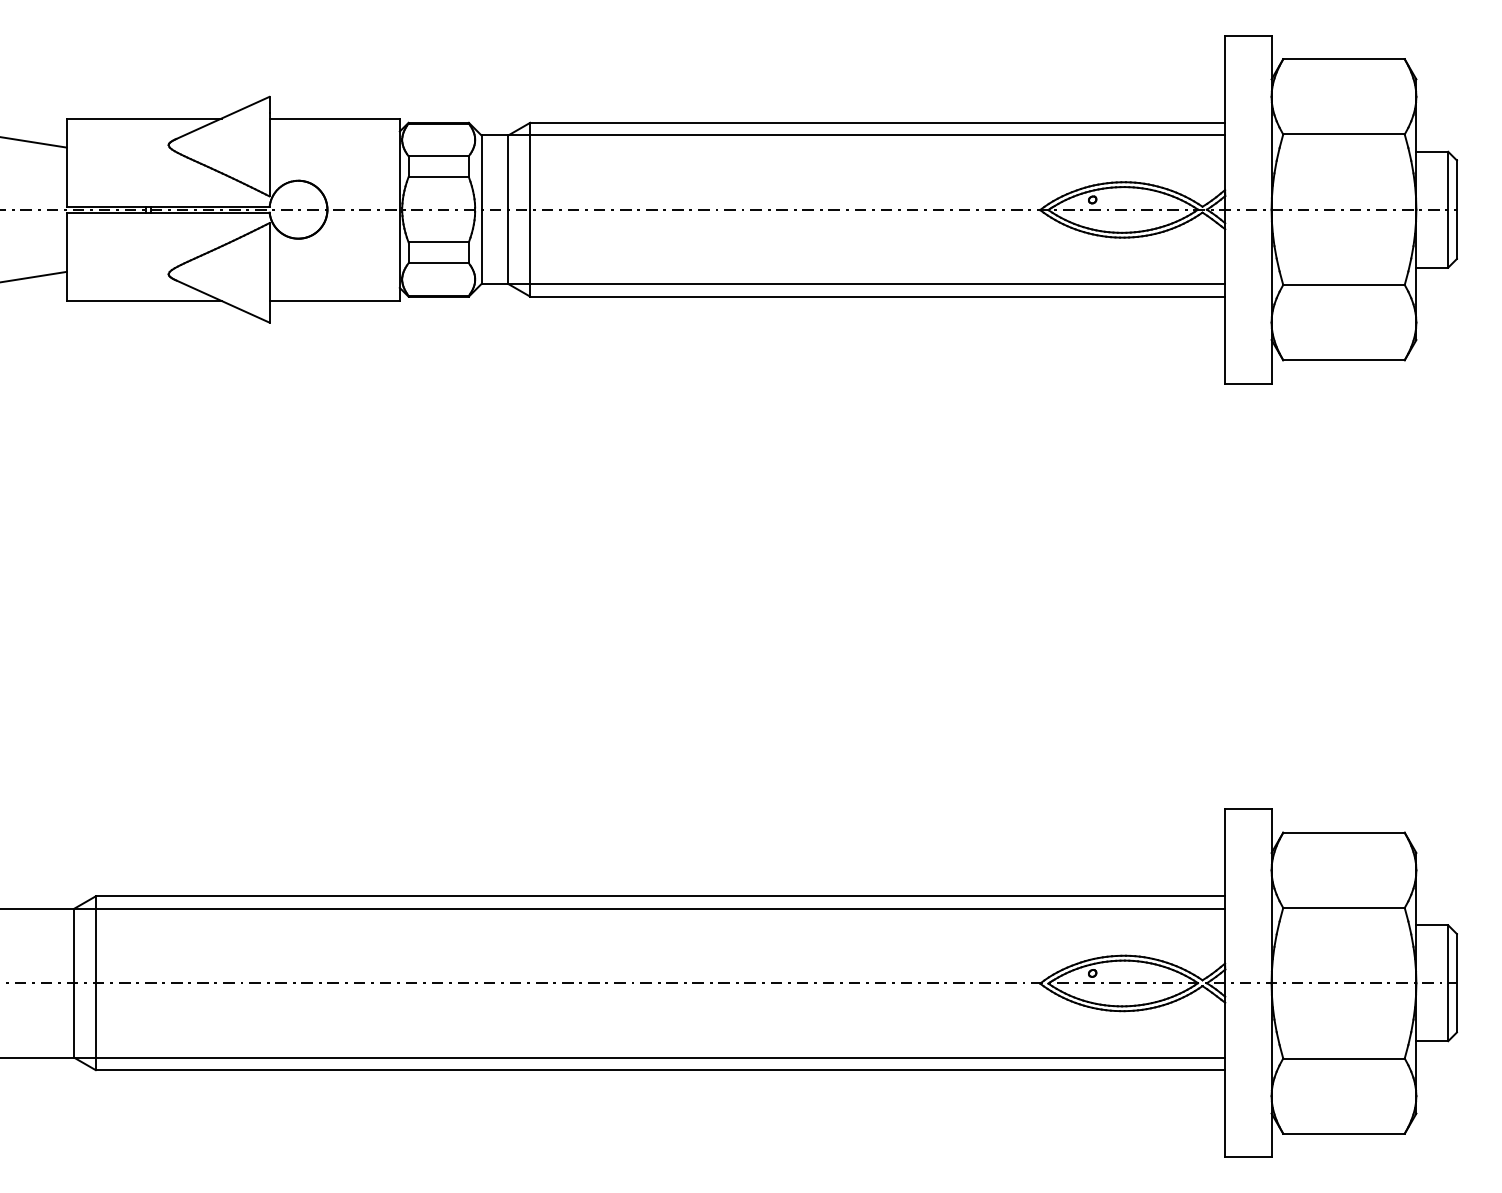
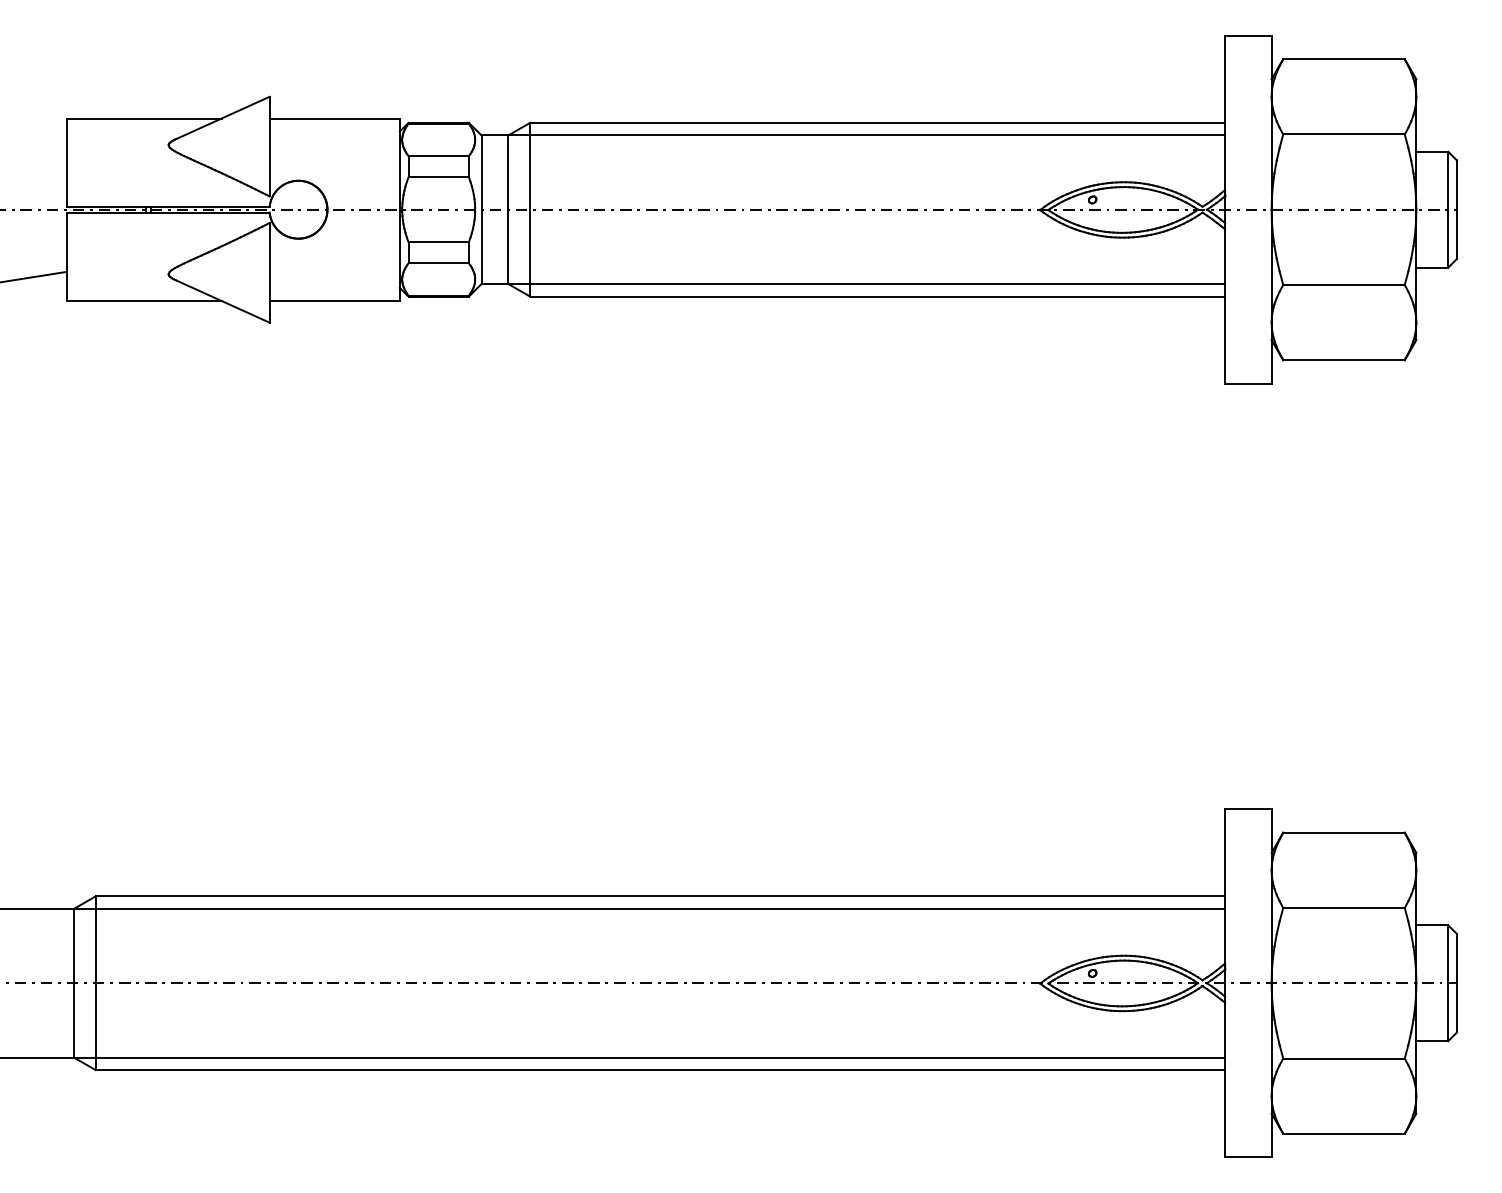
line: present -> none (34, 142)
